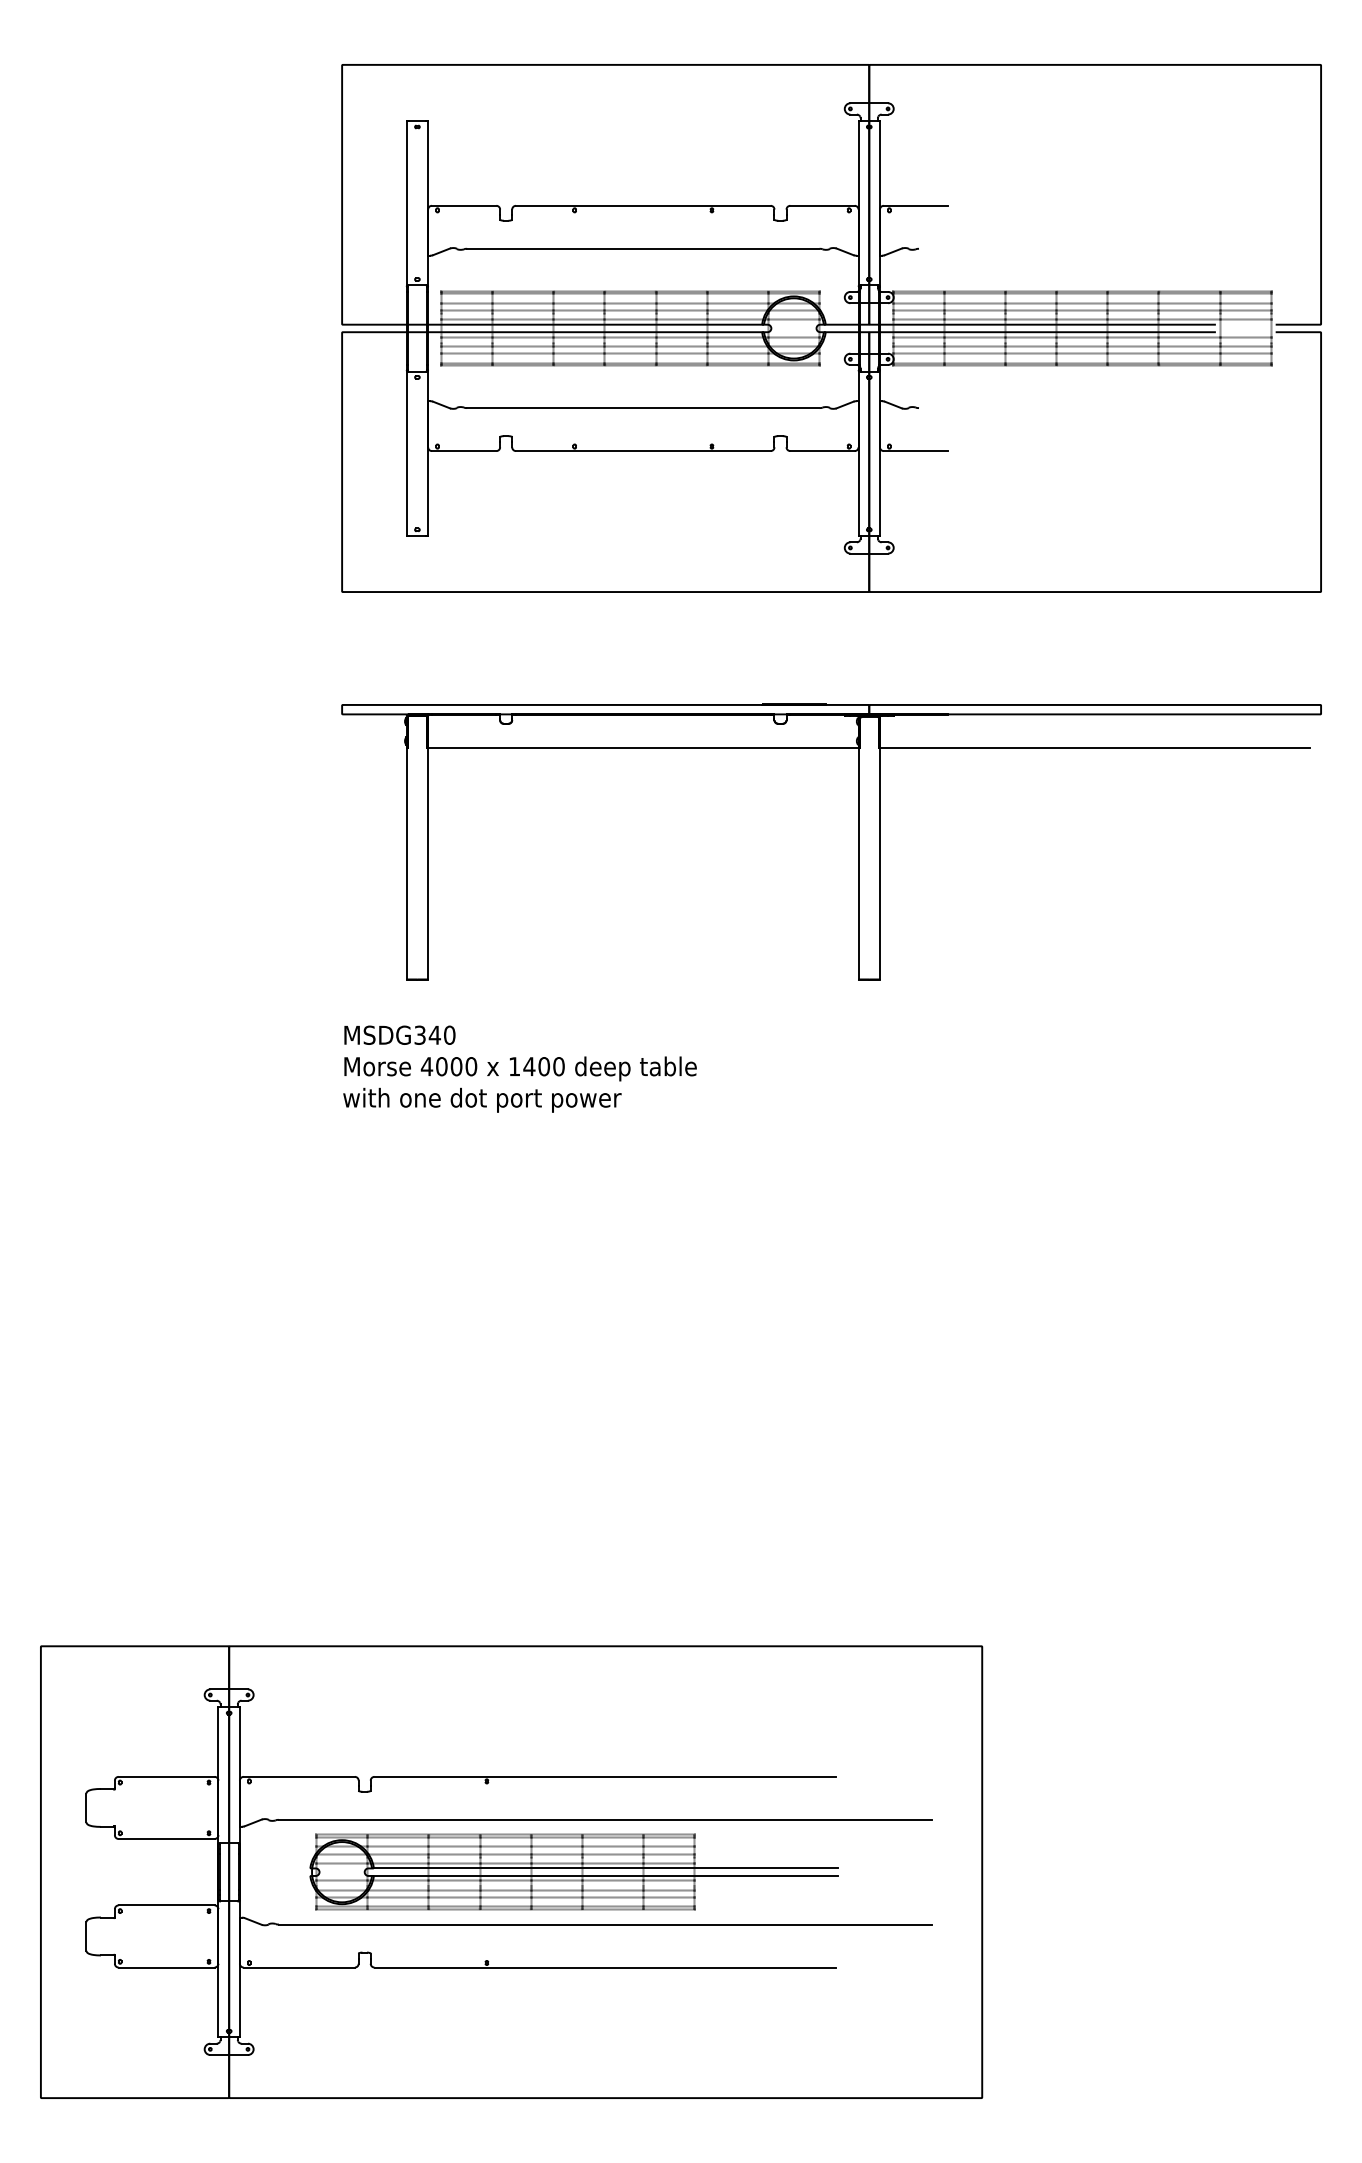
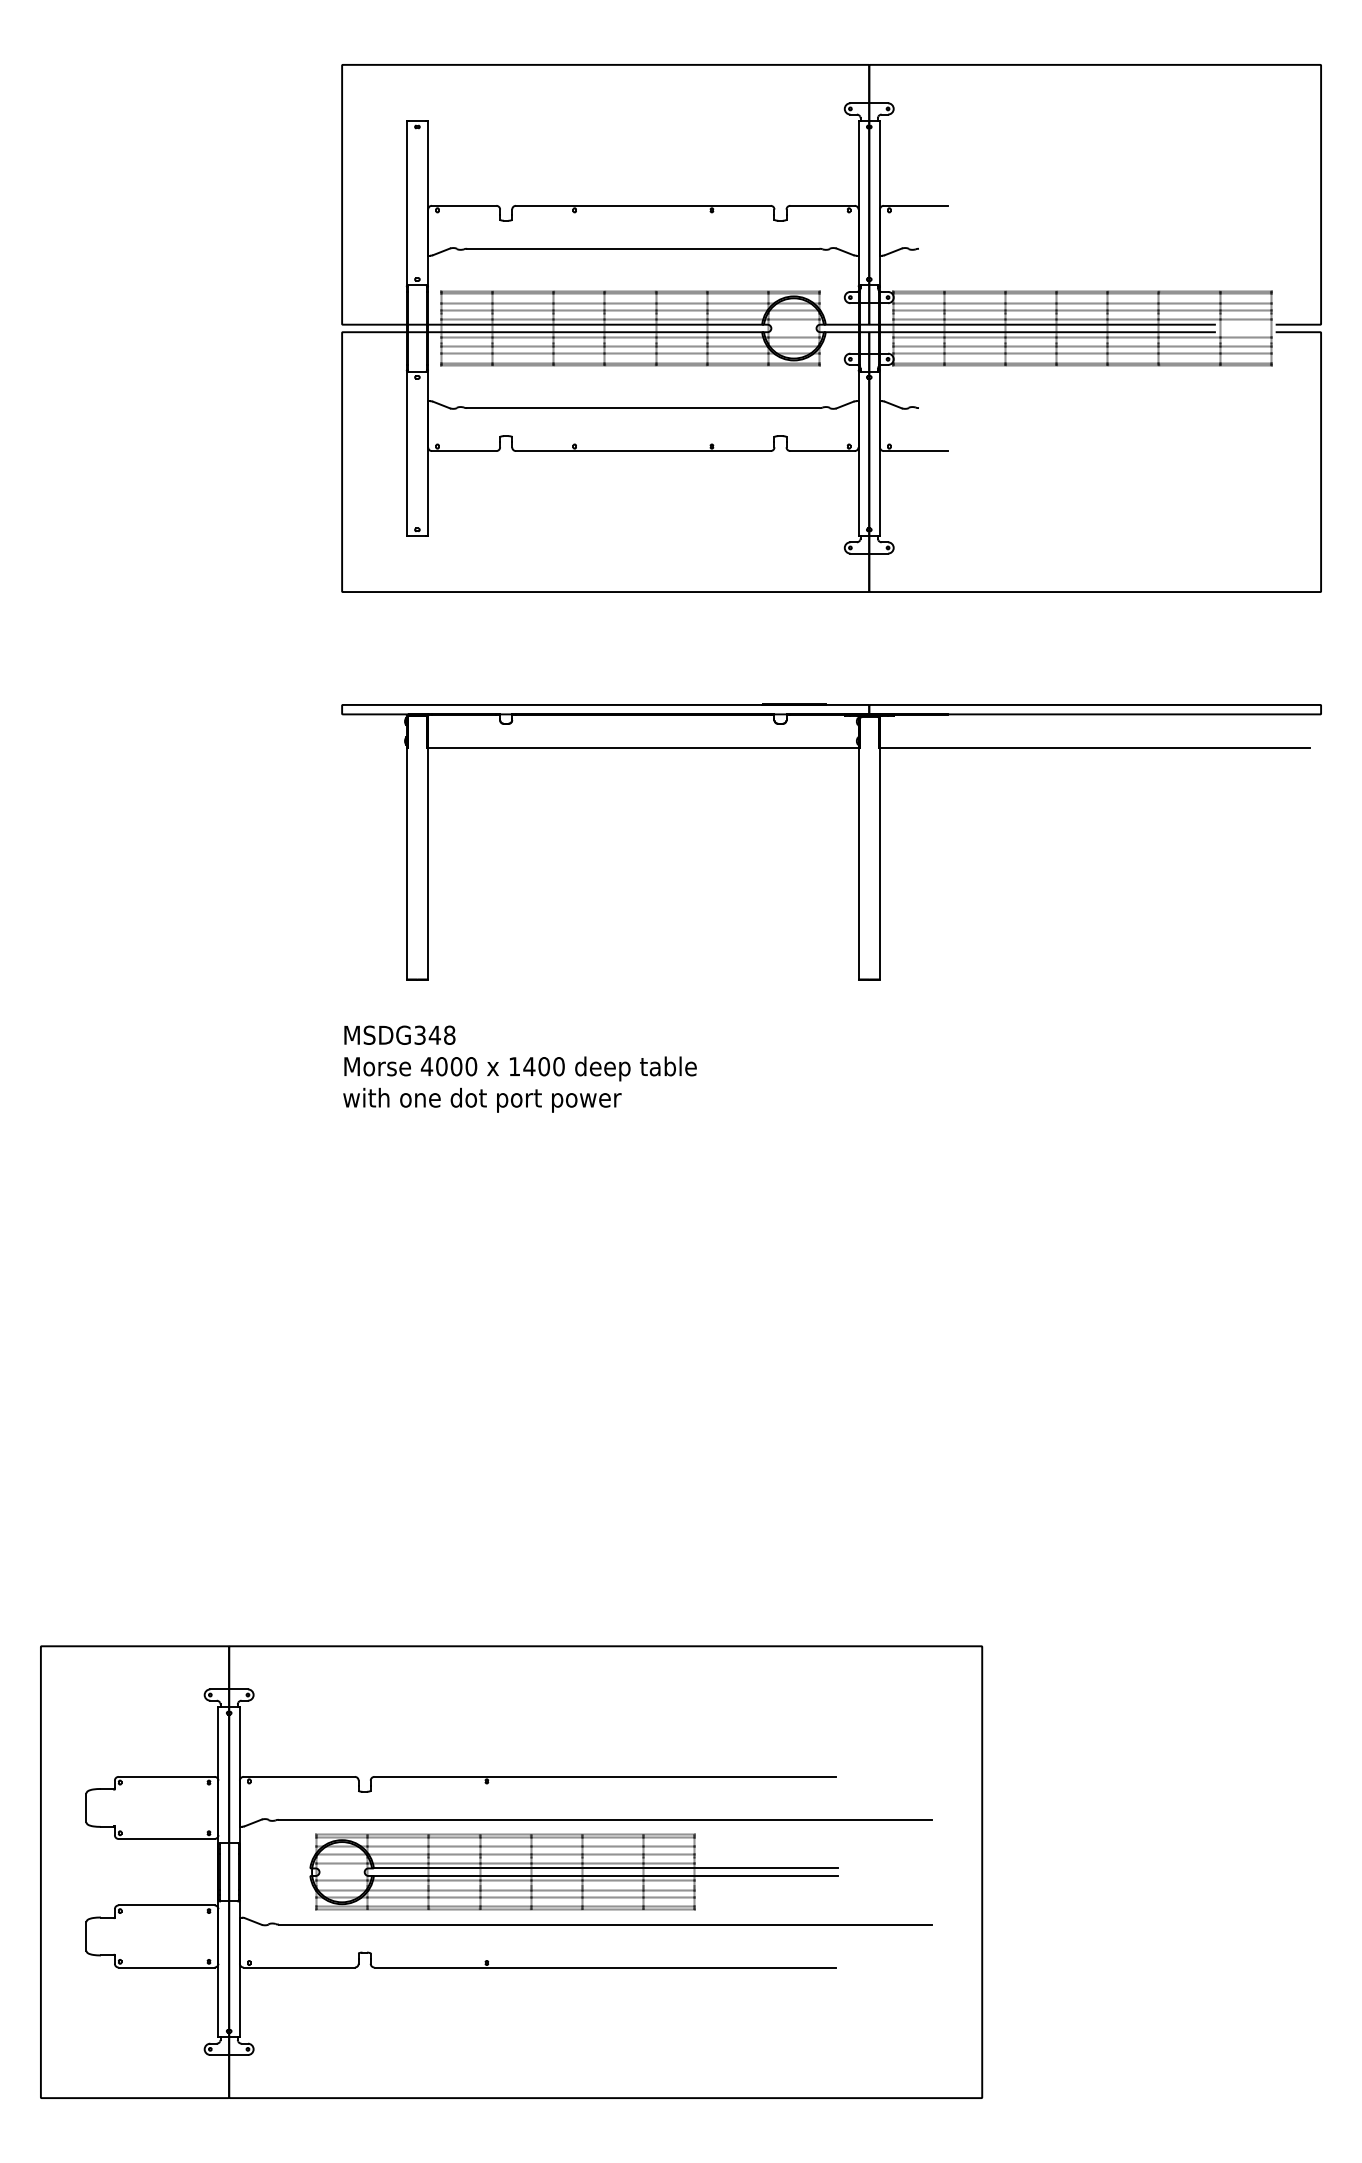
text: MSDG340 -> MSDG348 (449, 1035)
